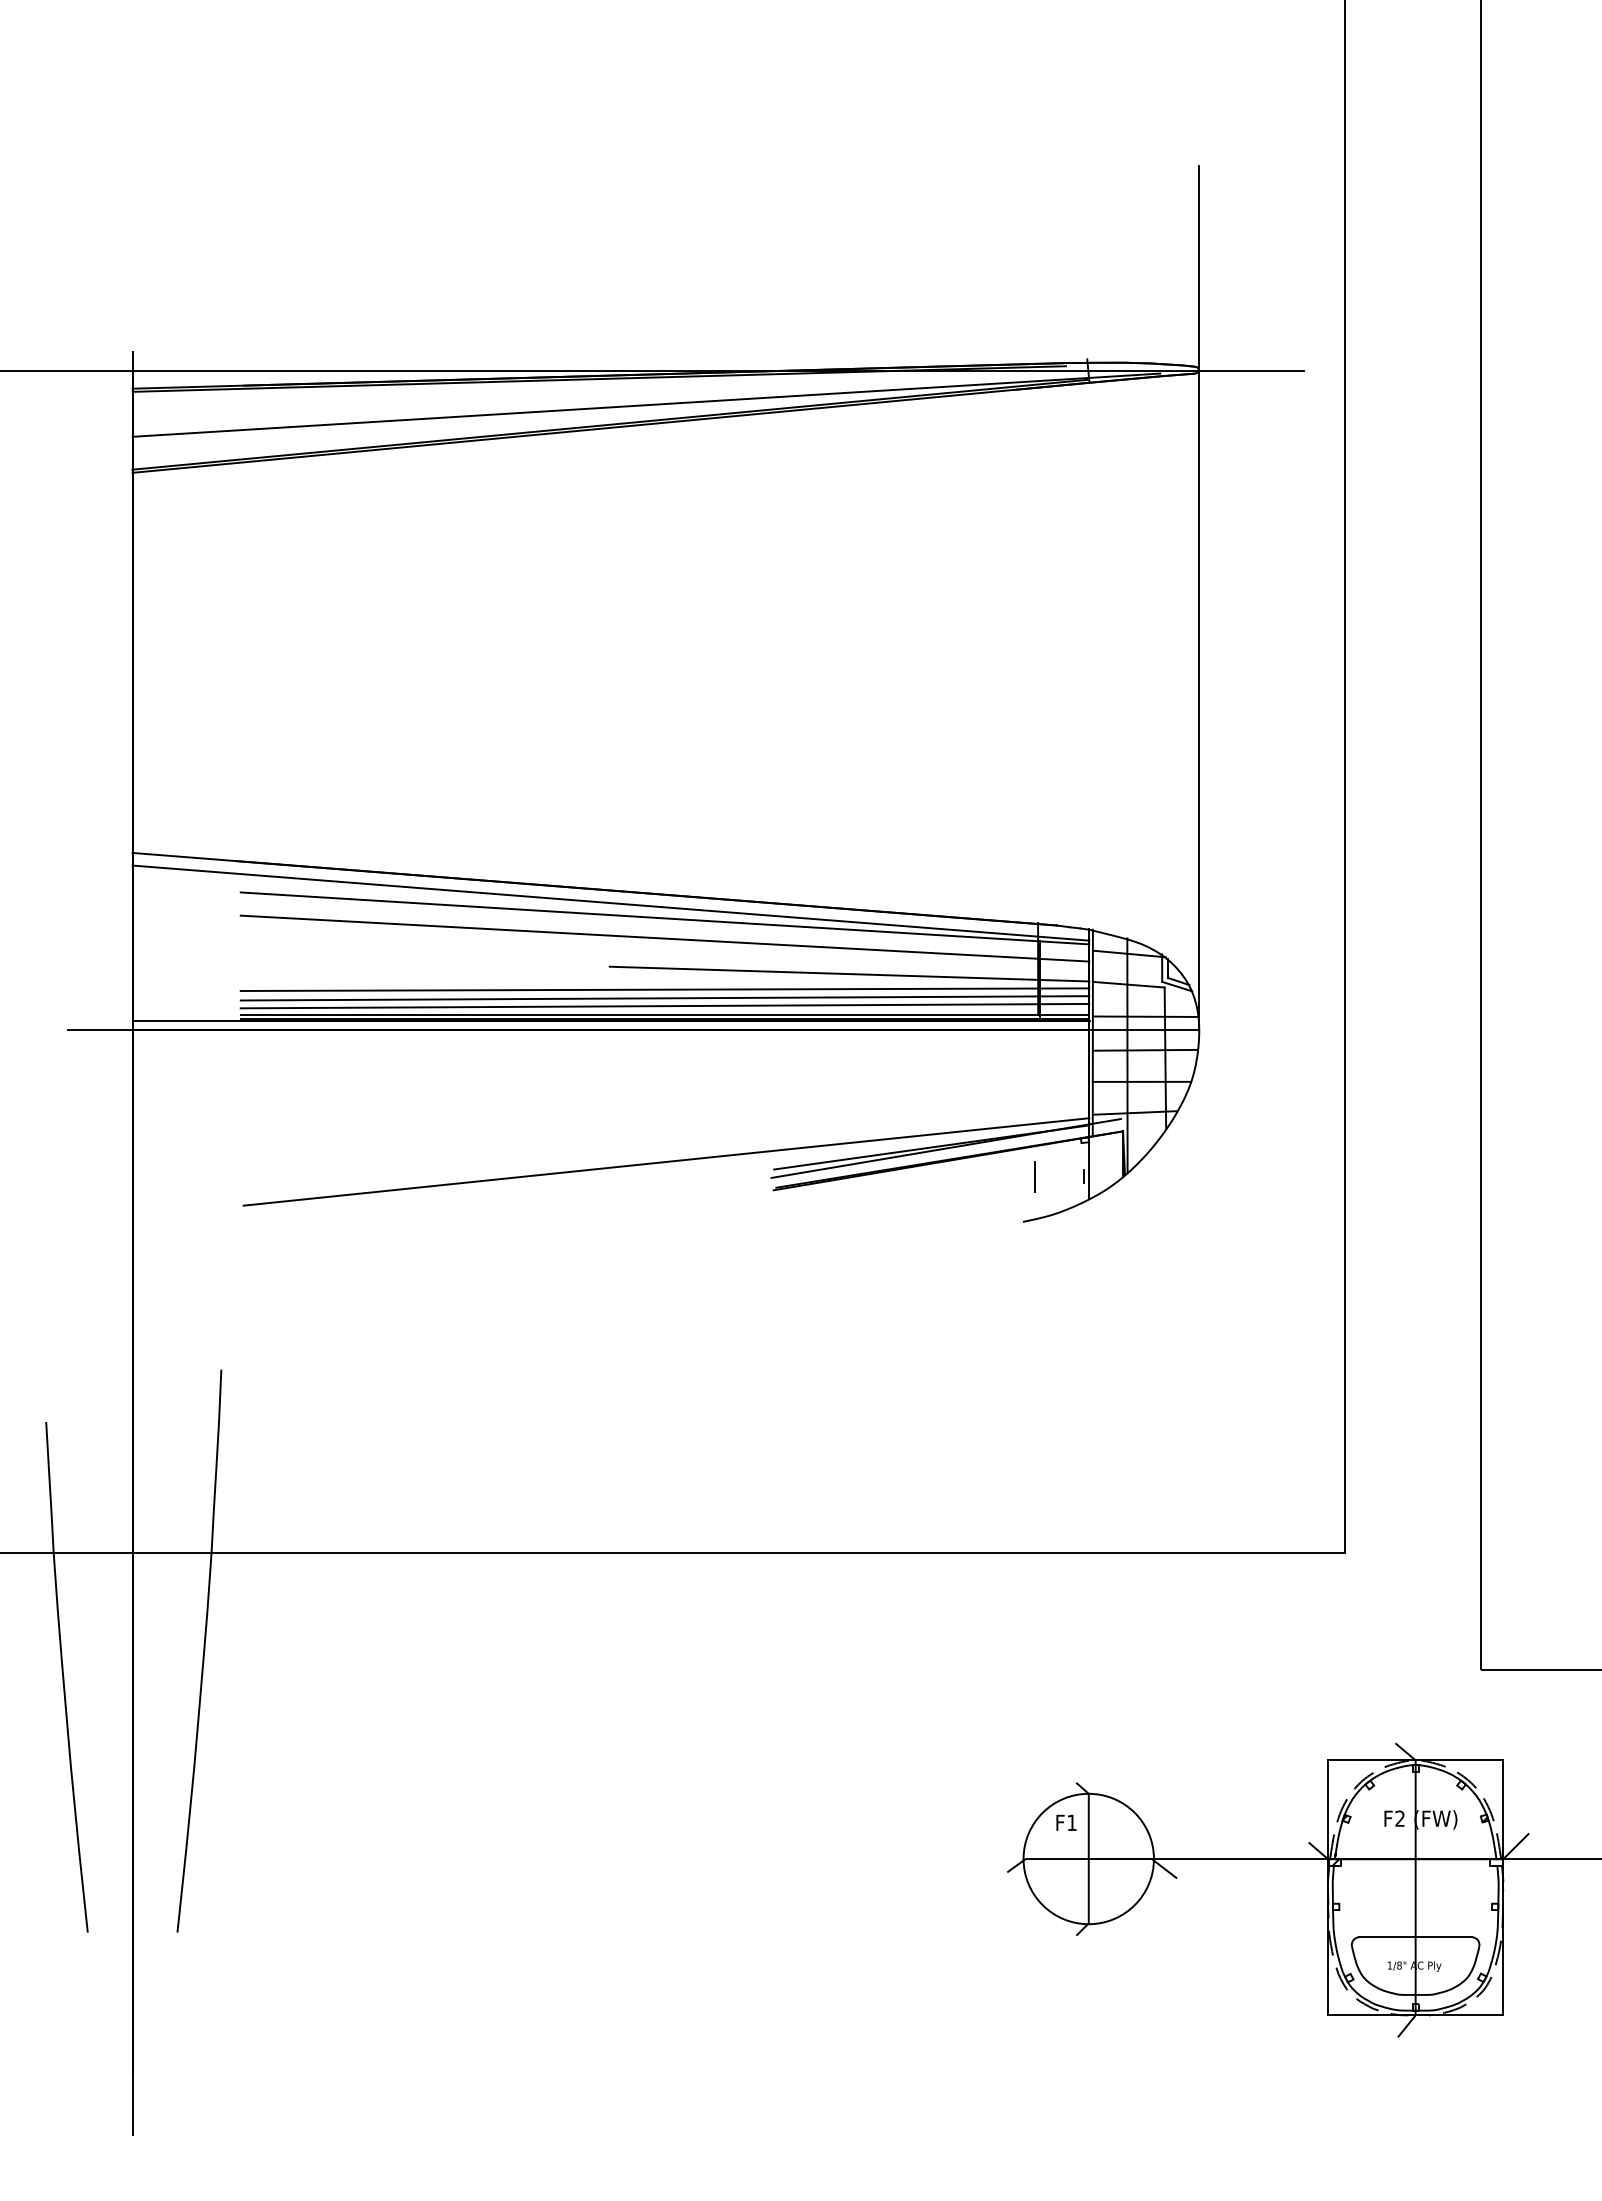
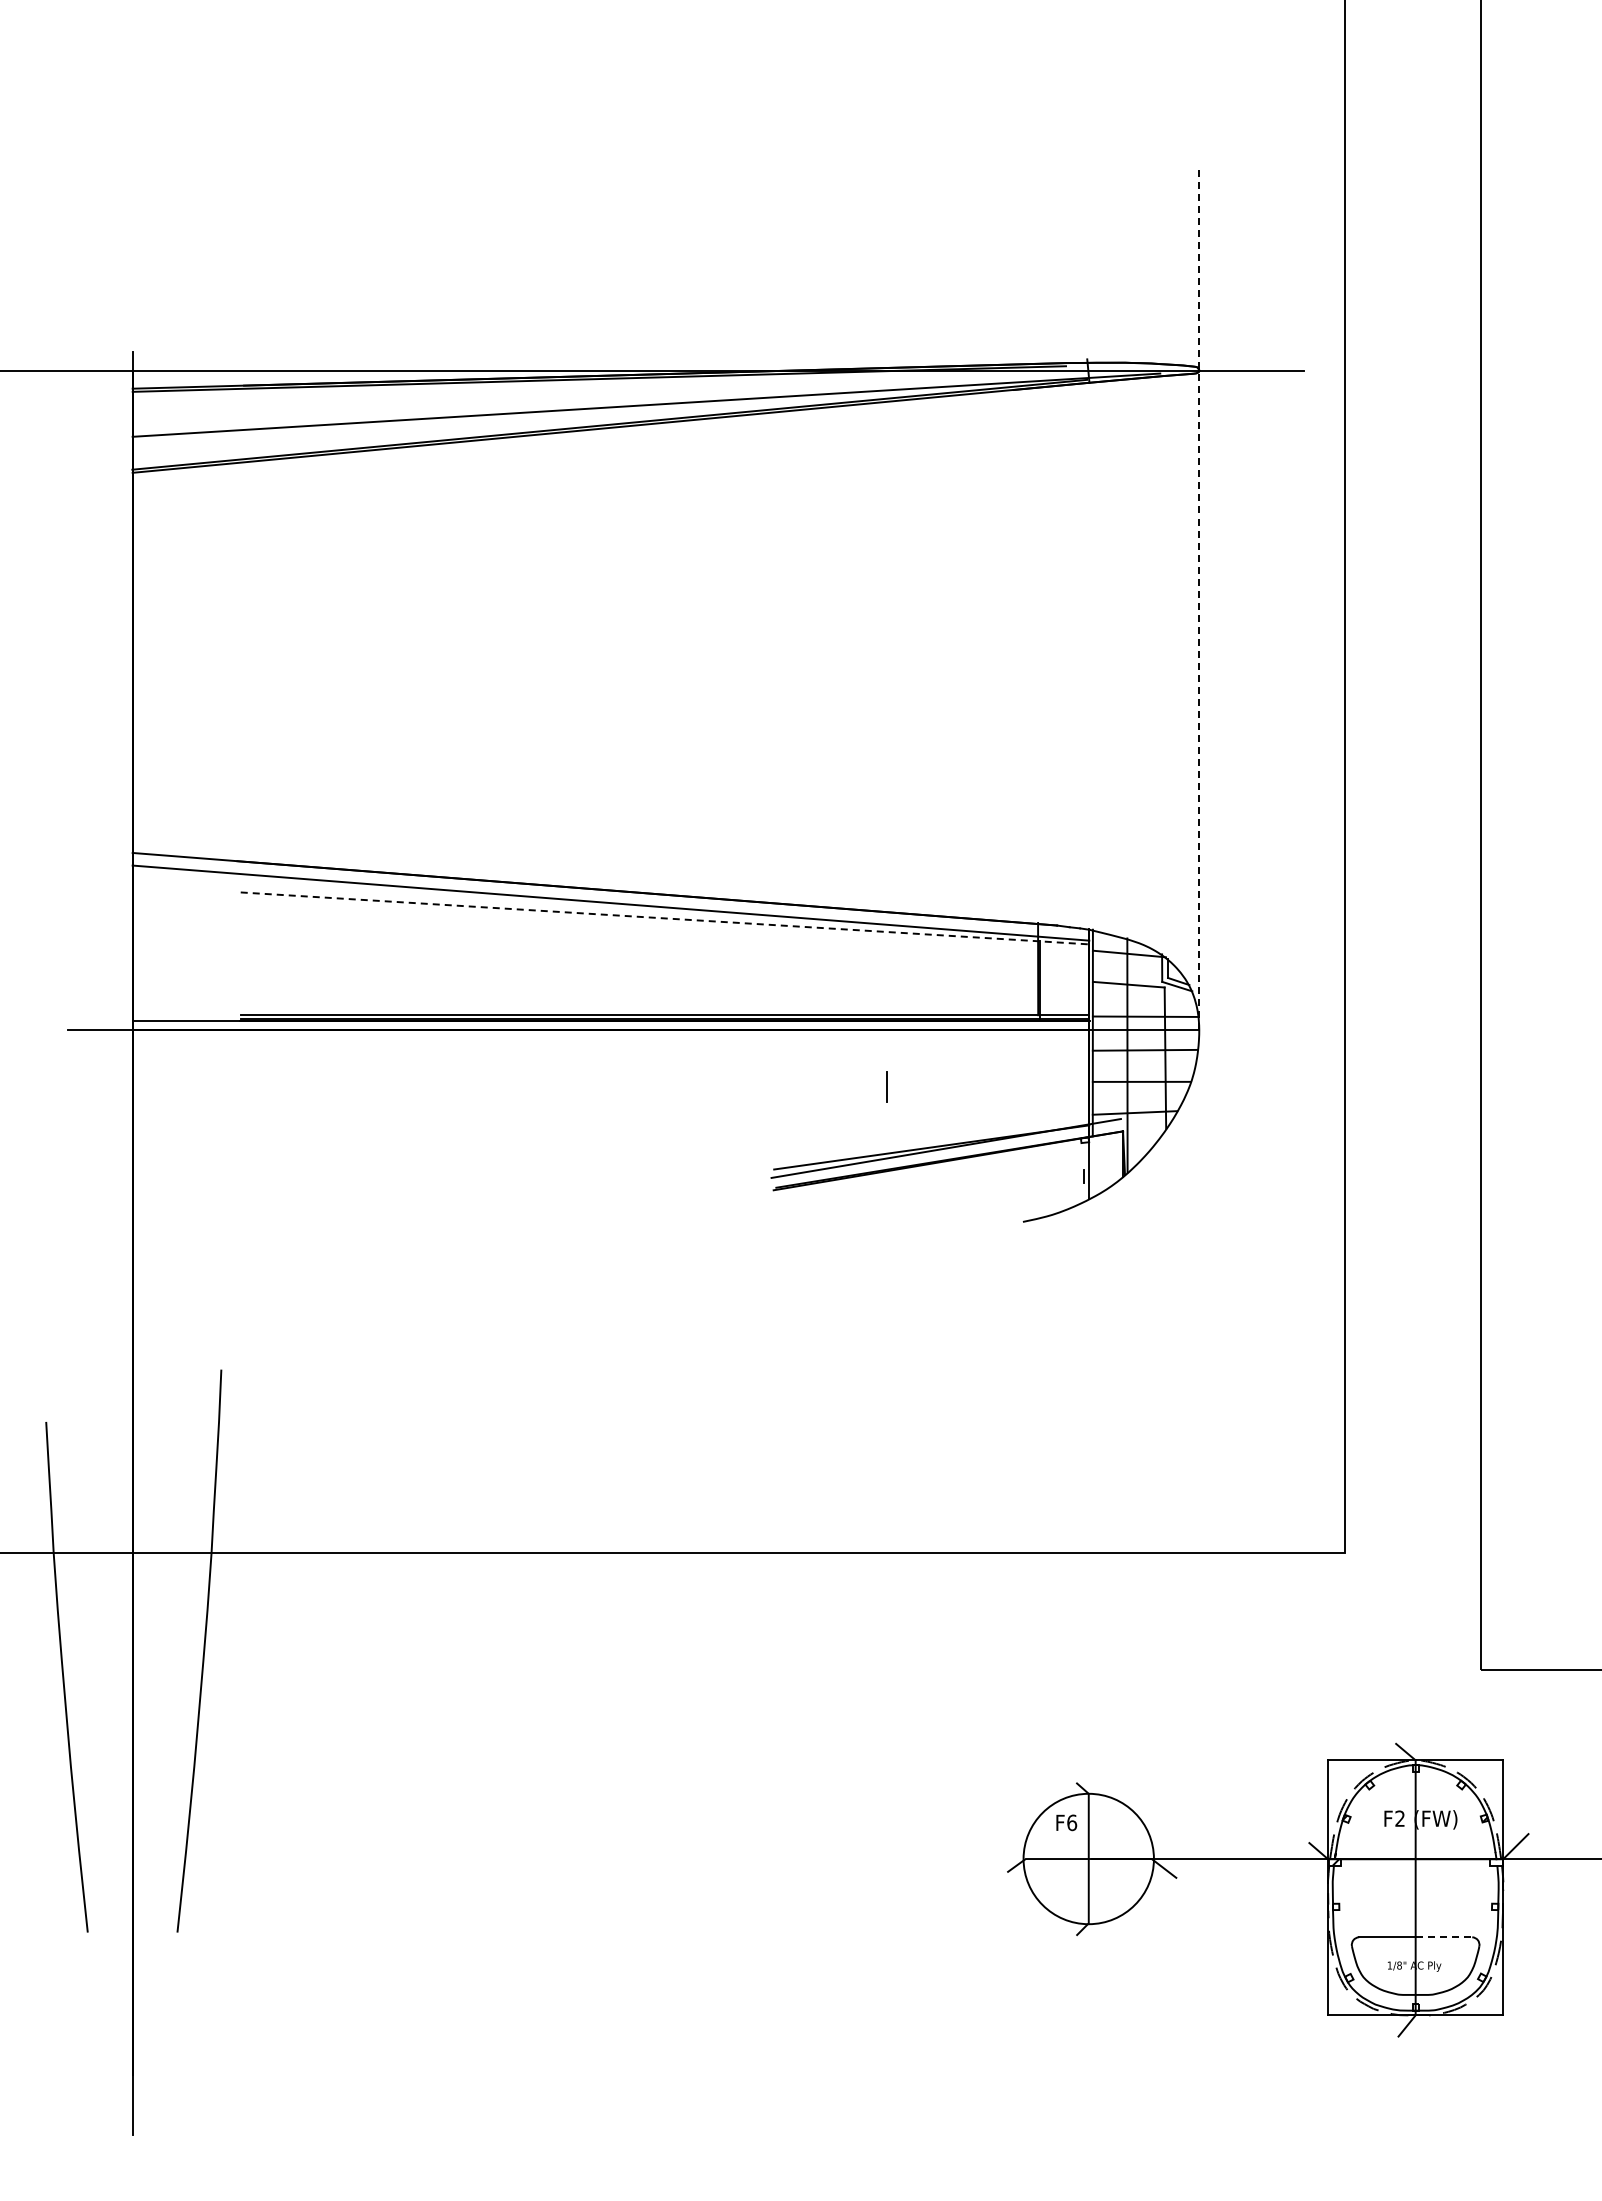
line: solid -> dashed (1199, 597)
line: solid -> dashed (665, 918)
line: present -> none (664, 938)
line: present -> none (849, 973)
line: present -> none (664, 989)
line: present -> none (664, 998)
line: present -> none (664, 1005)
line: present -> none (666, 1161)
line position: (1034, 1176) -> (886, 1086) (886, 1086)
text: F1 -> F6 (1072, 1822)
line: solid -> dashed (1444, 1937)
